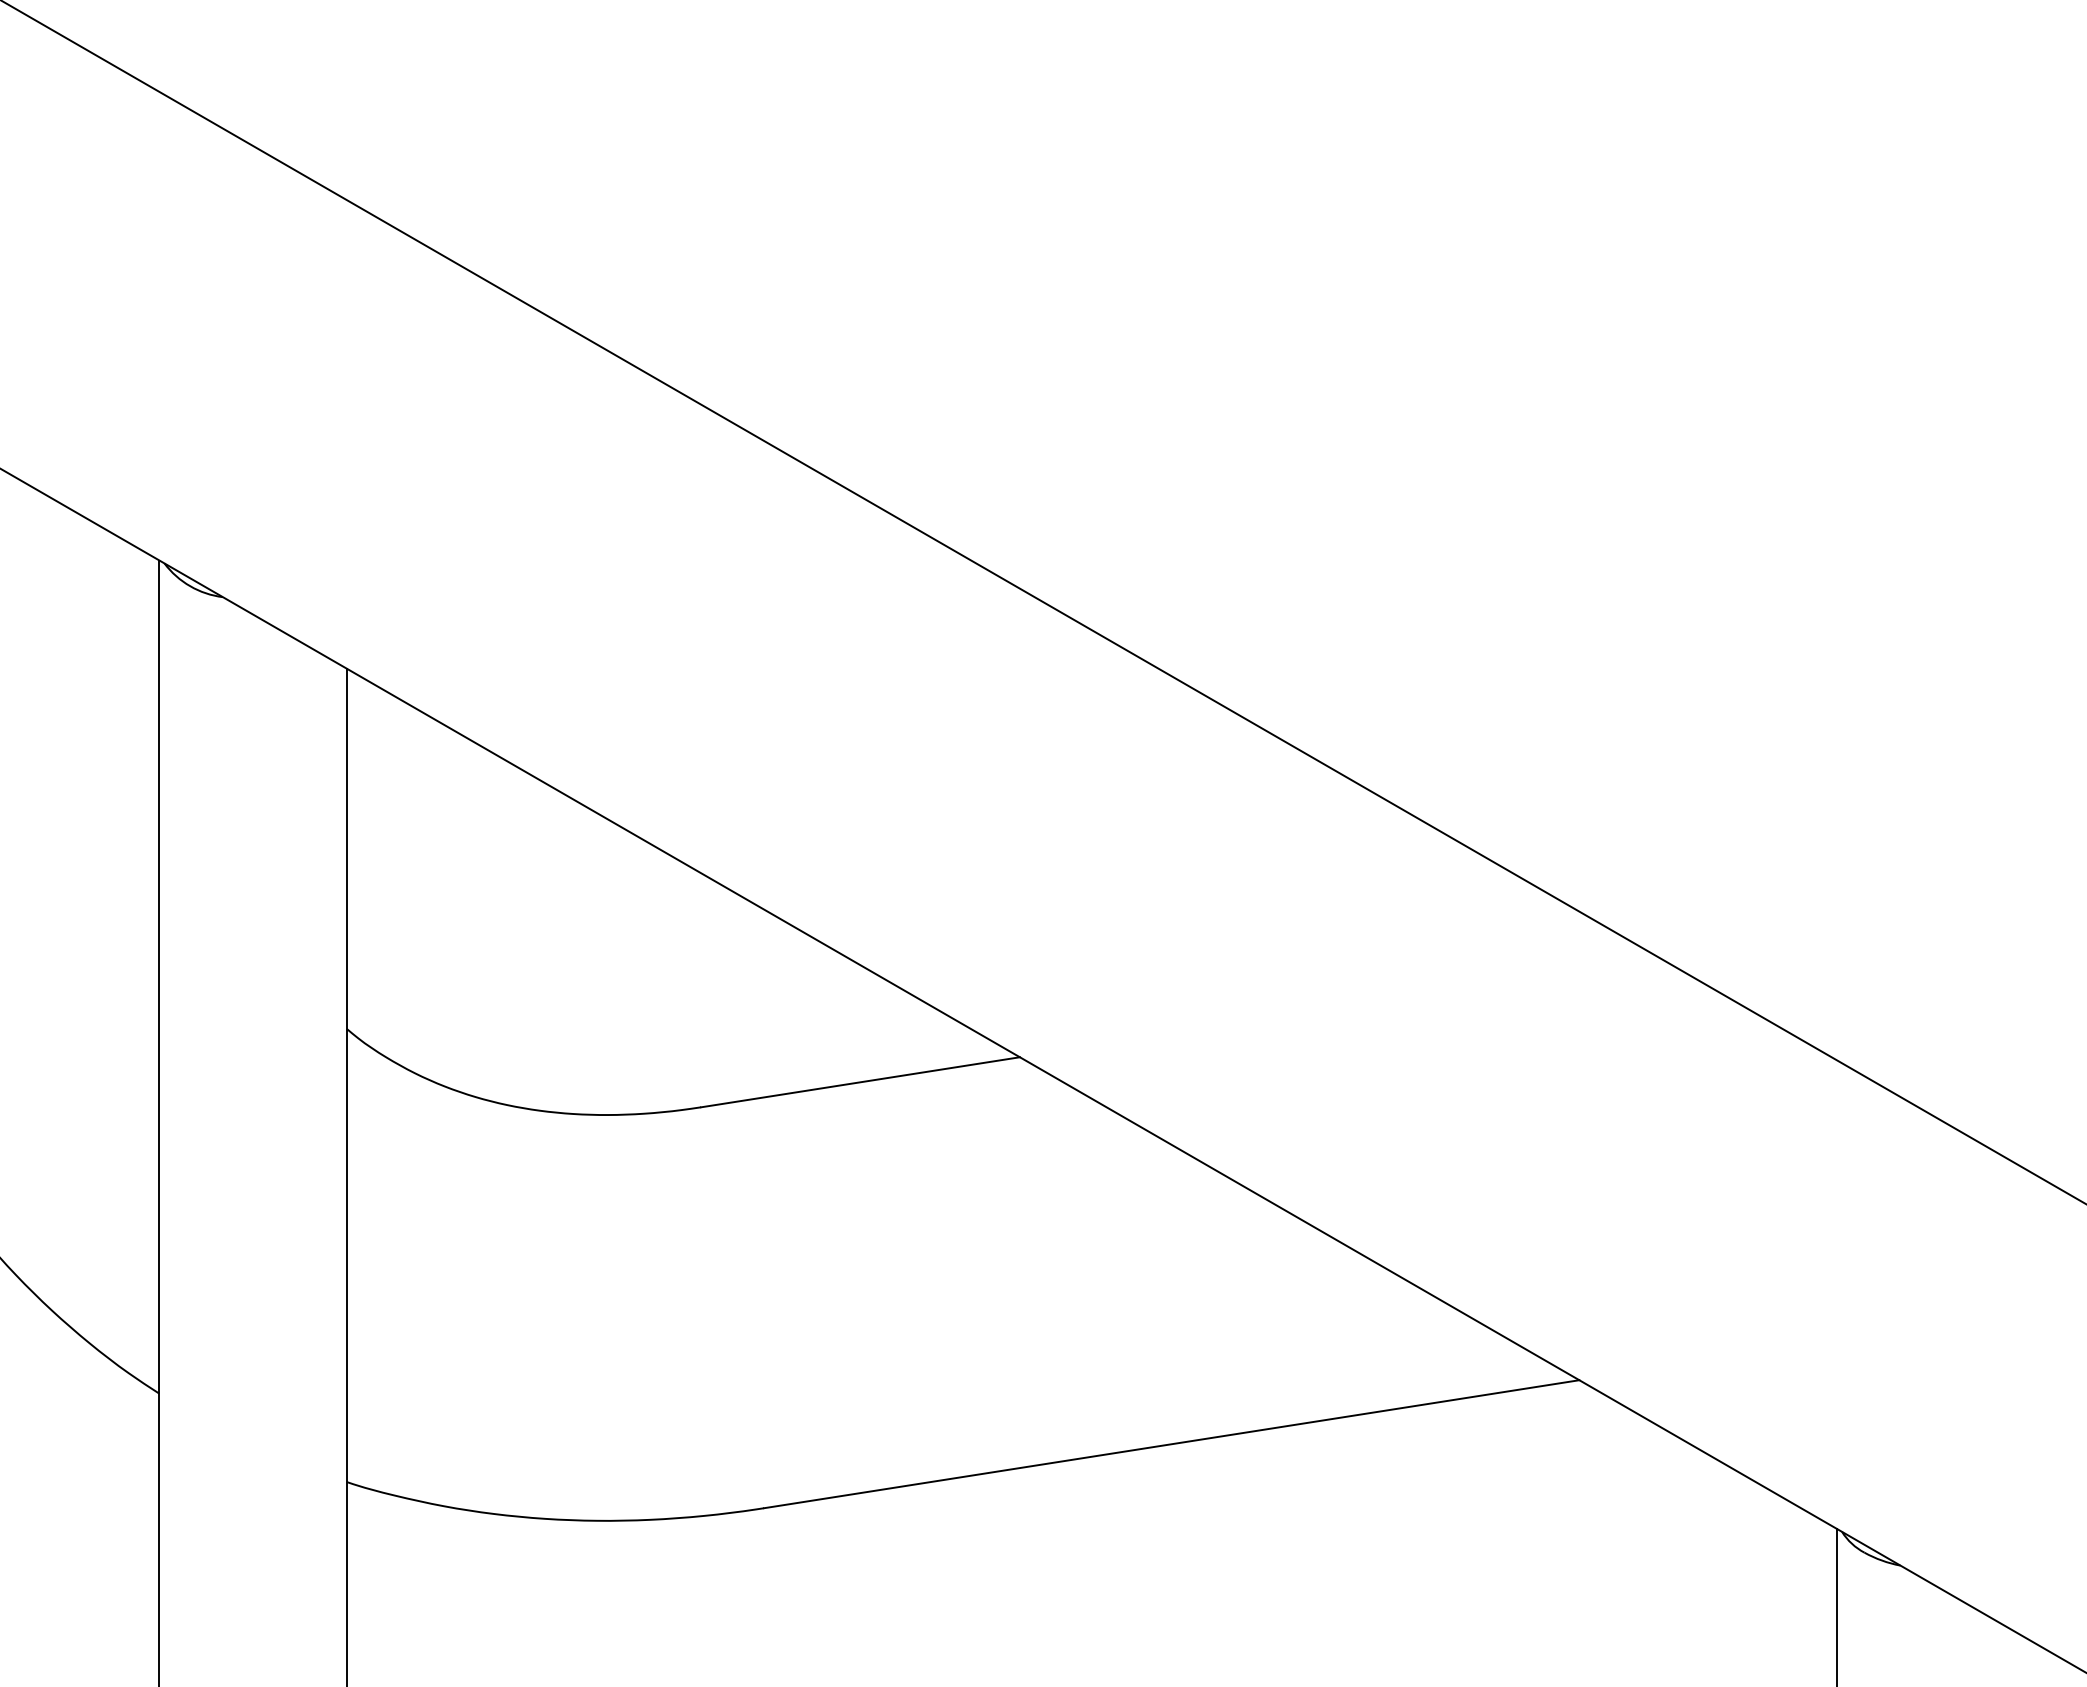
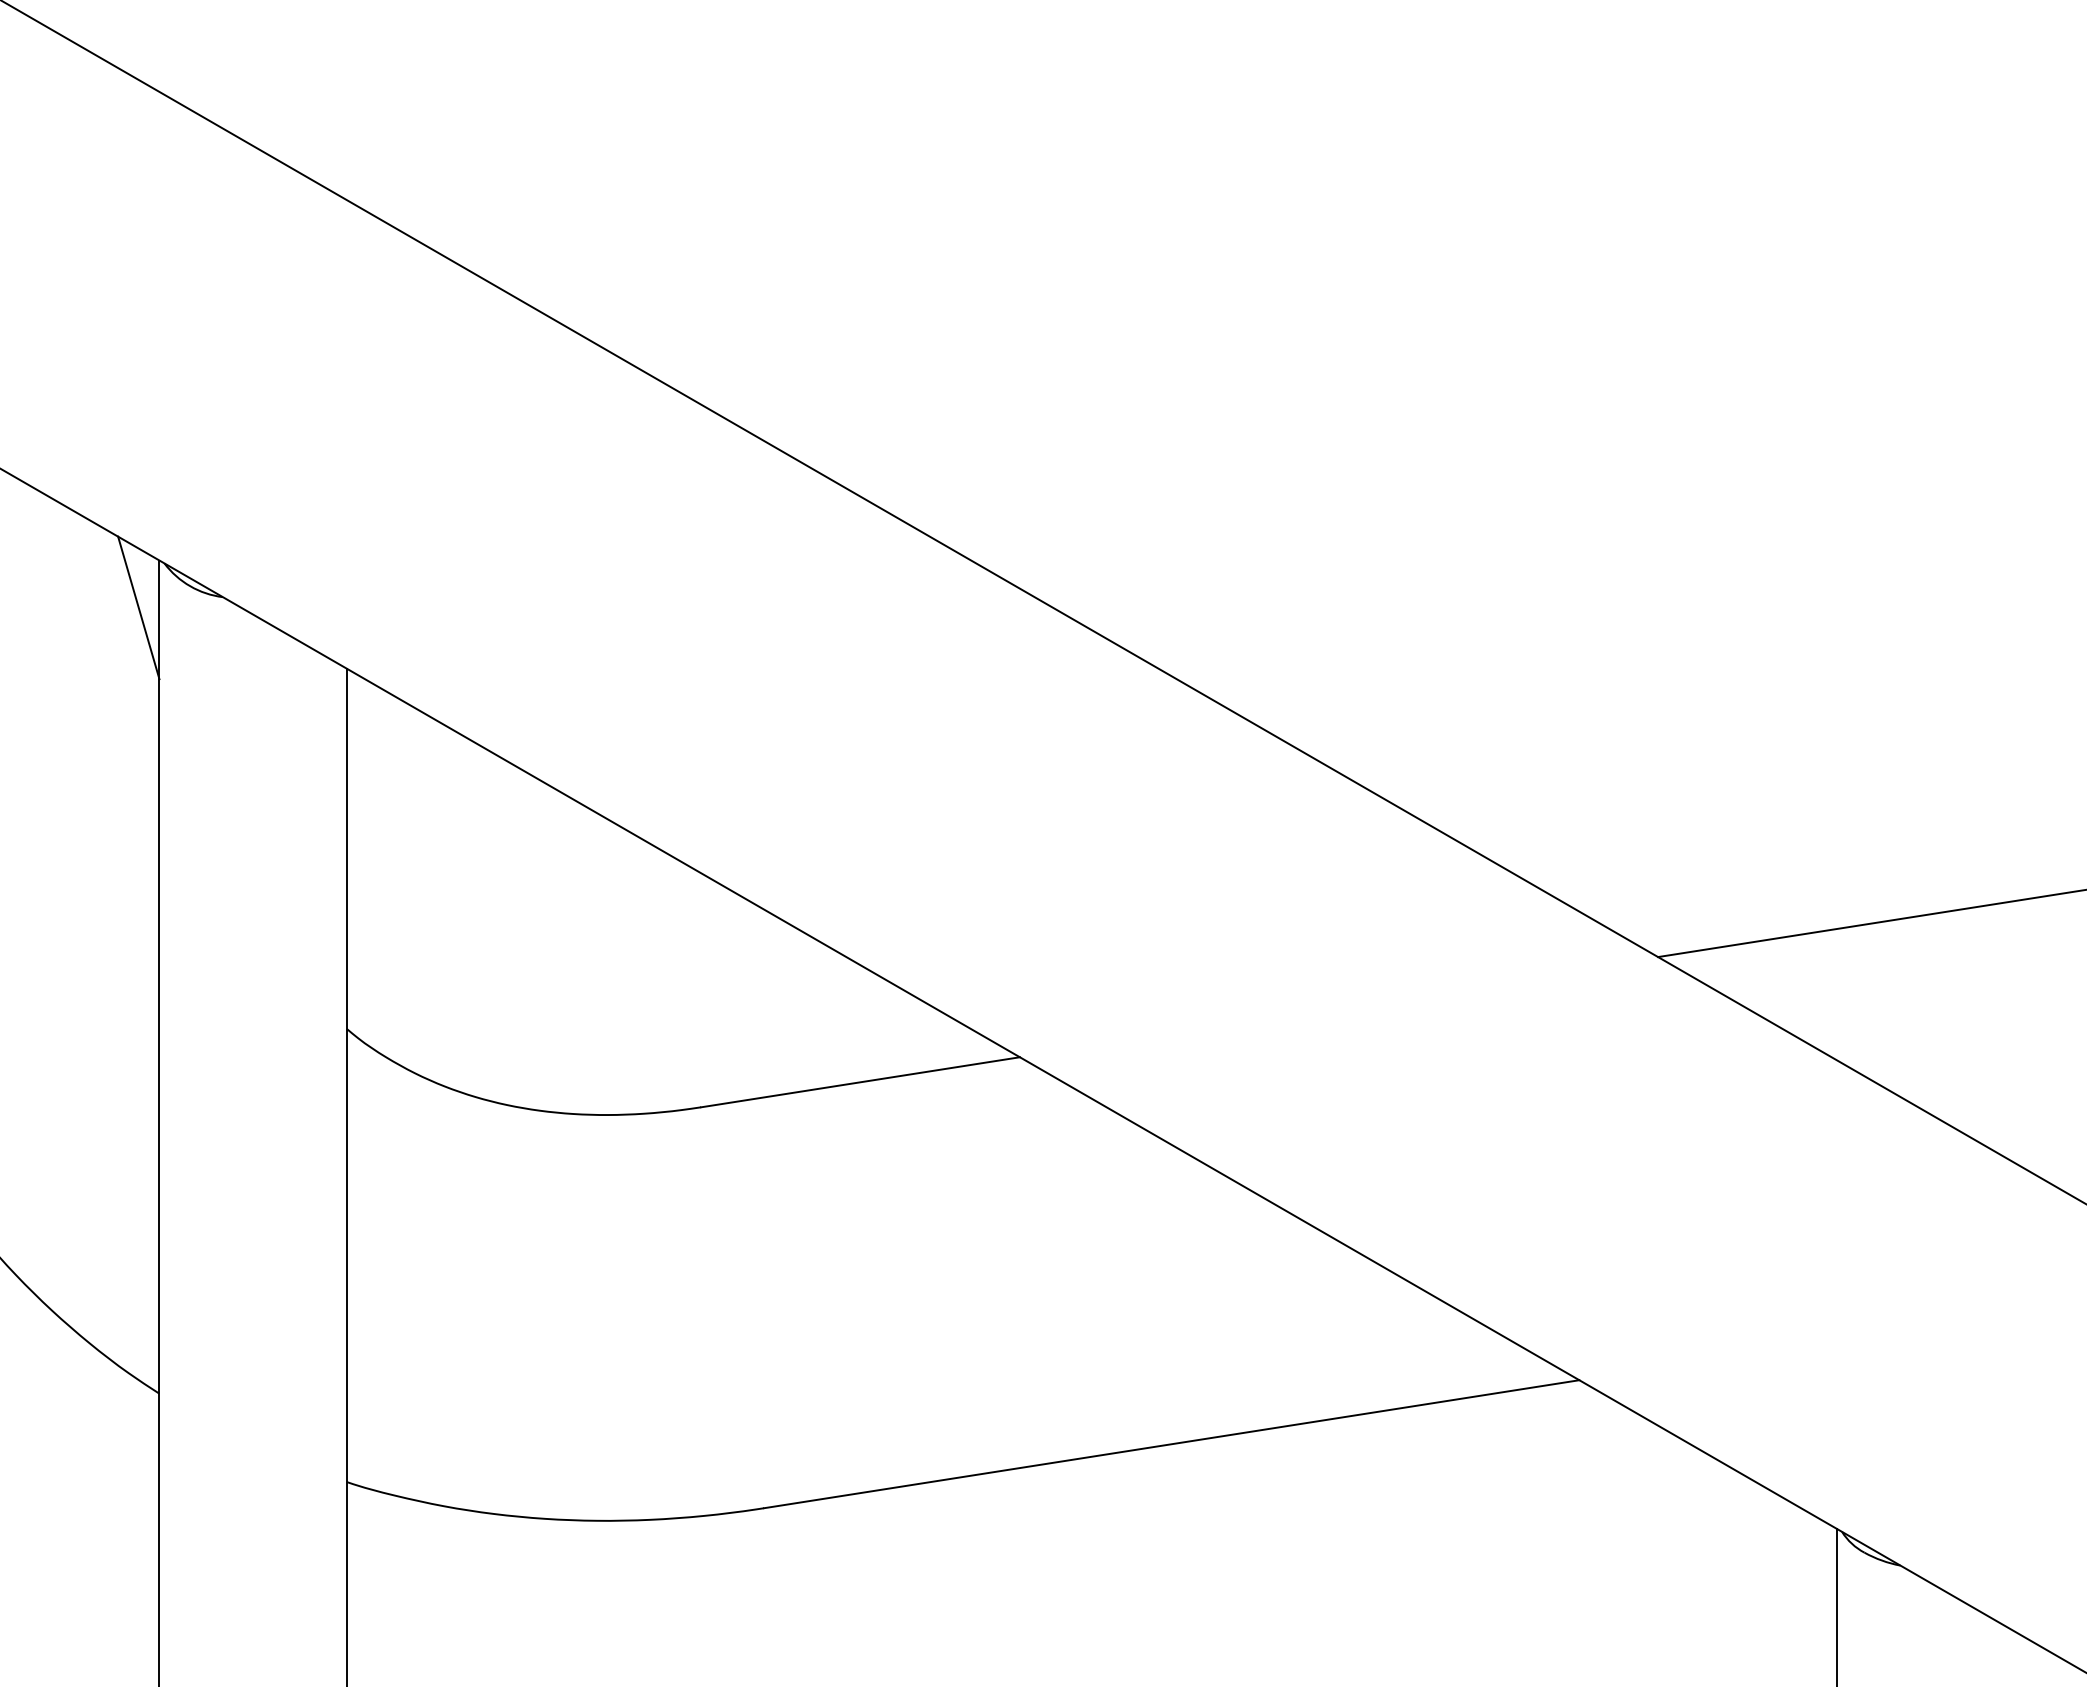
line: none -> present (138, 607)
line: none -> present (1870, 923)
